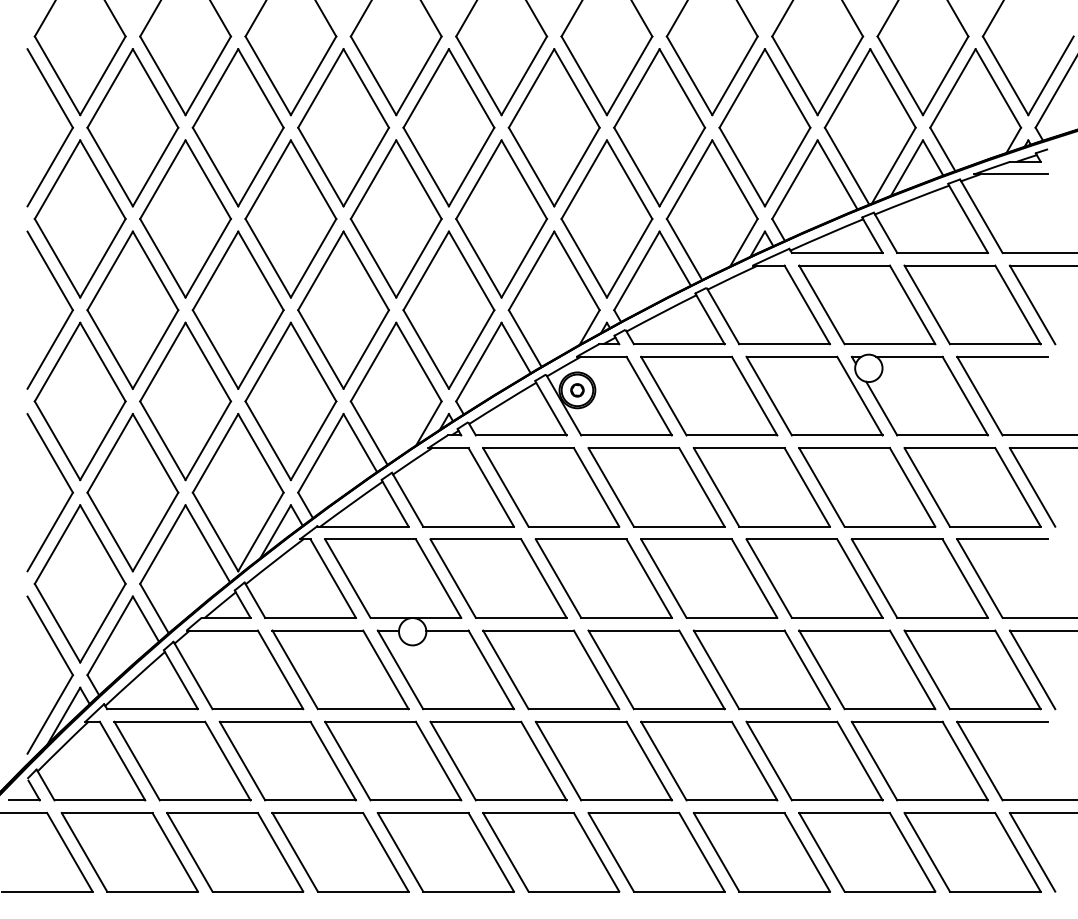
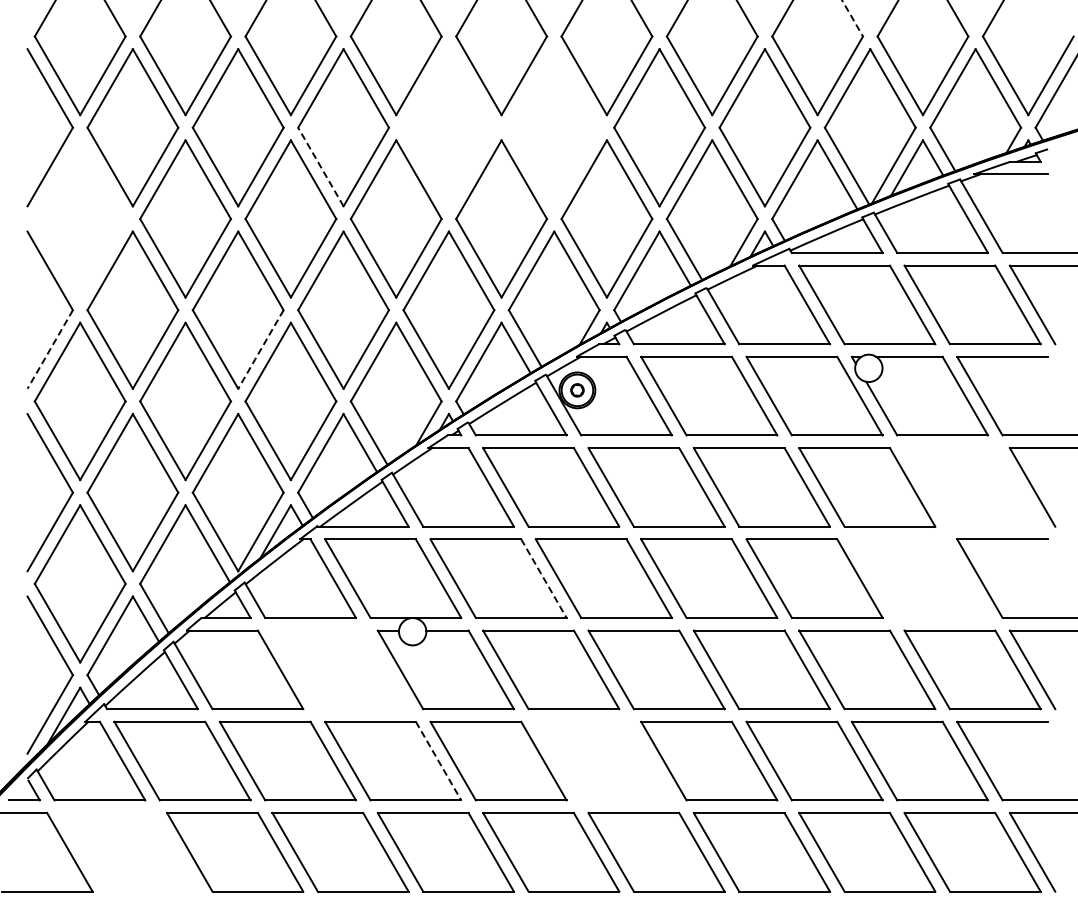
line: solid -> dashed (852, 18)
part: present -> none (448, 127)
part: present -> none (553, 127)
line: solid -> dashed (320, 166)
part: present -> none (79, 218)
line: solid -> dashed (49, 349)
line: solid -> dashed (260, 349)
part: present -> none (972, 487)
part: present -> none (919, 578)
line: solid -> dashed (544, 579)
part: present -> none (340, 669)
part: present -> none (603, 760)
line: solid -> dashed (438, 761)
part: present -> none (129, 852)
